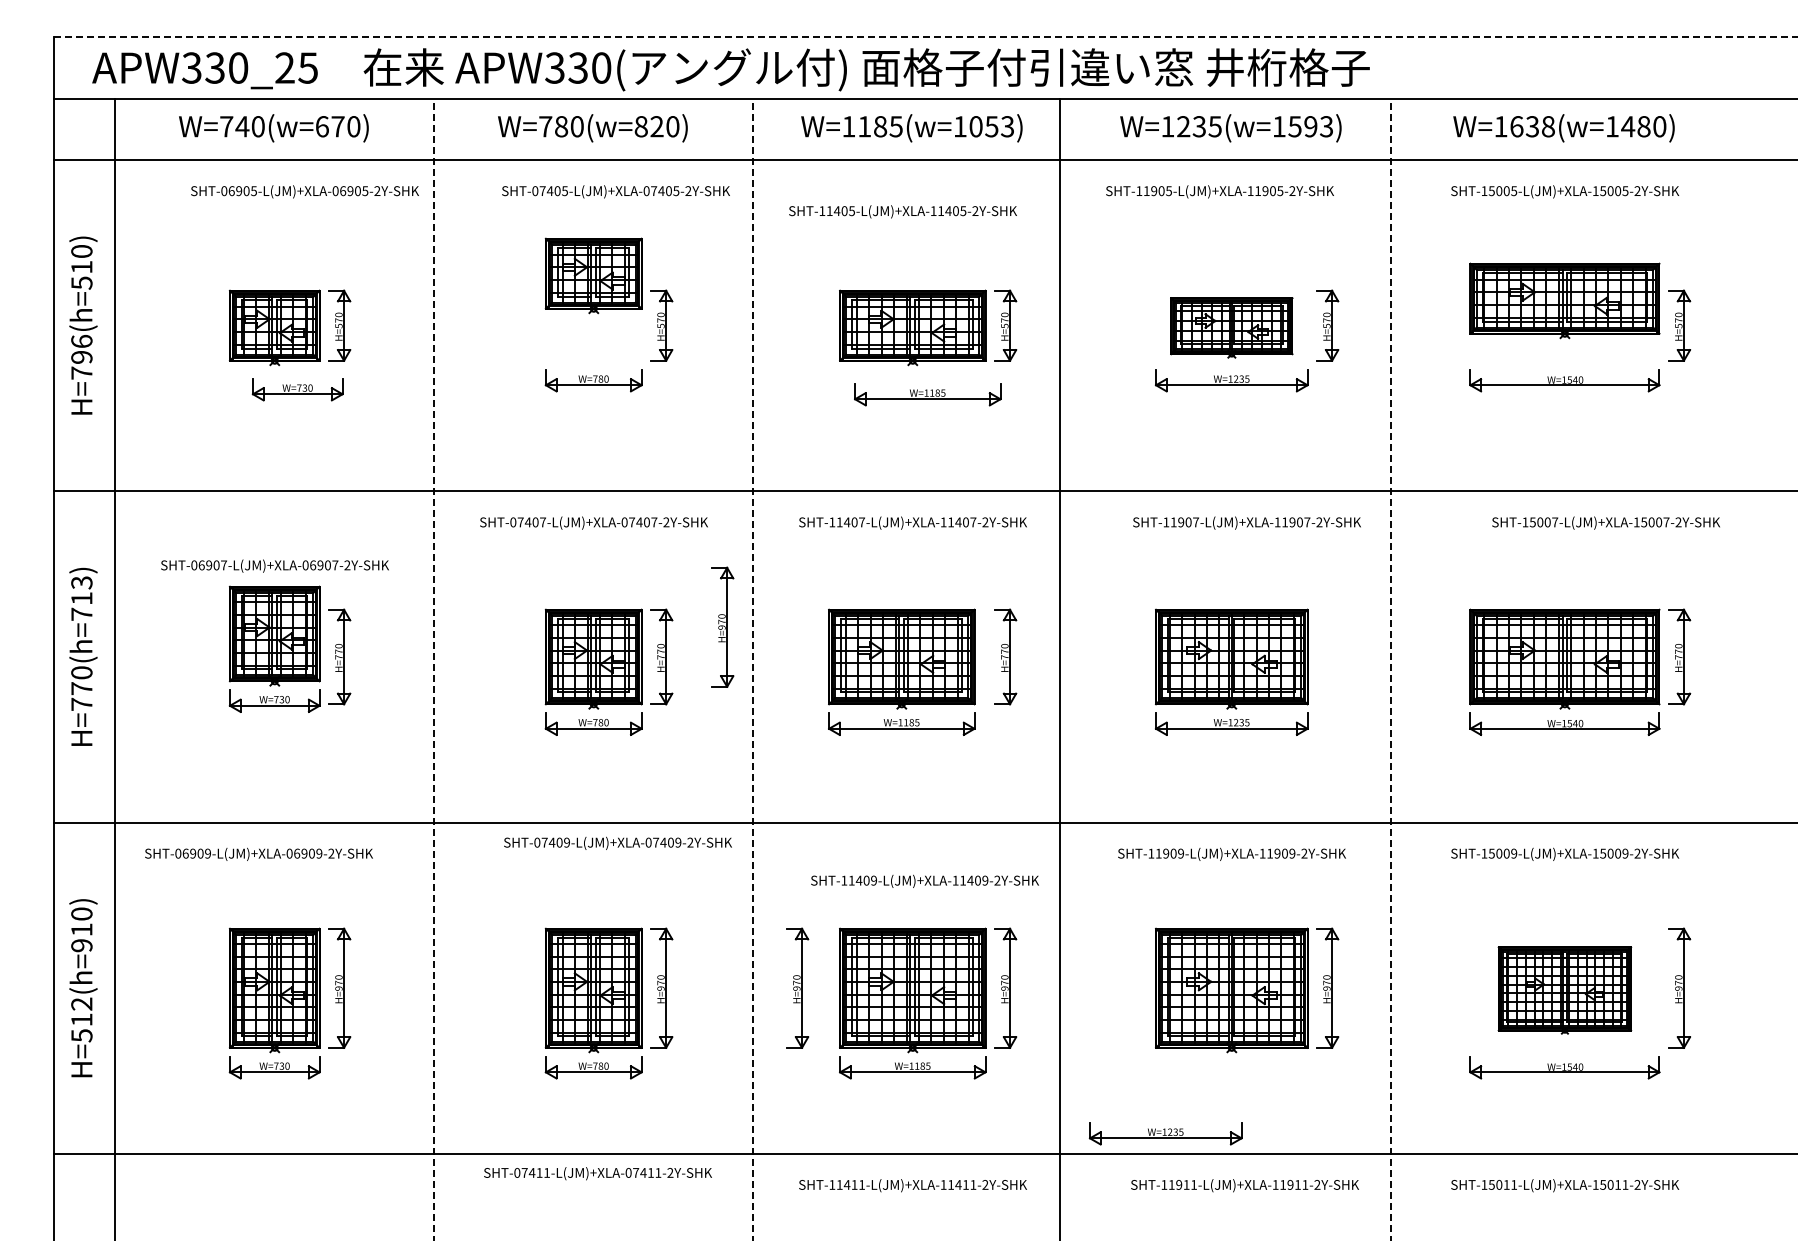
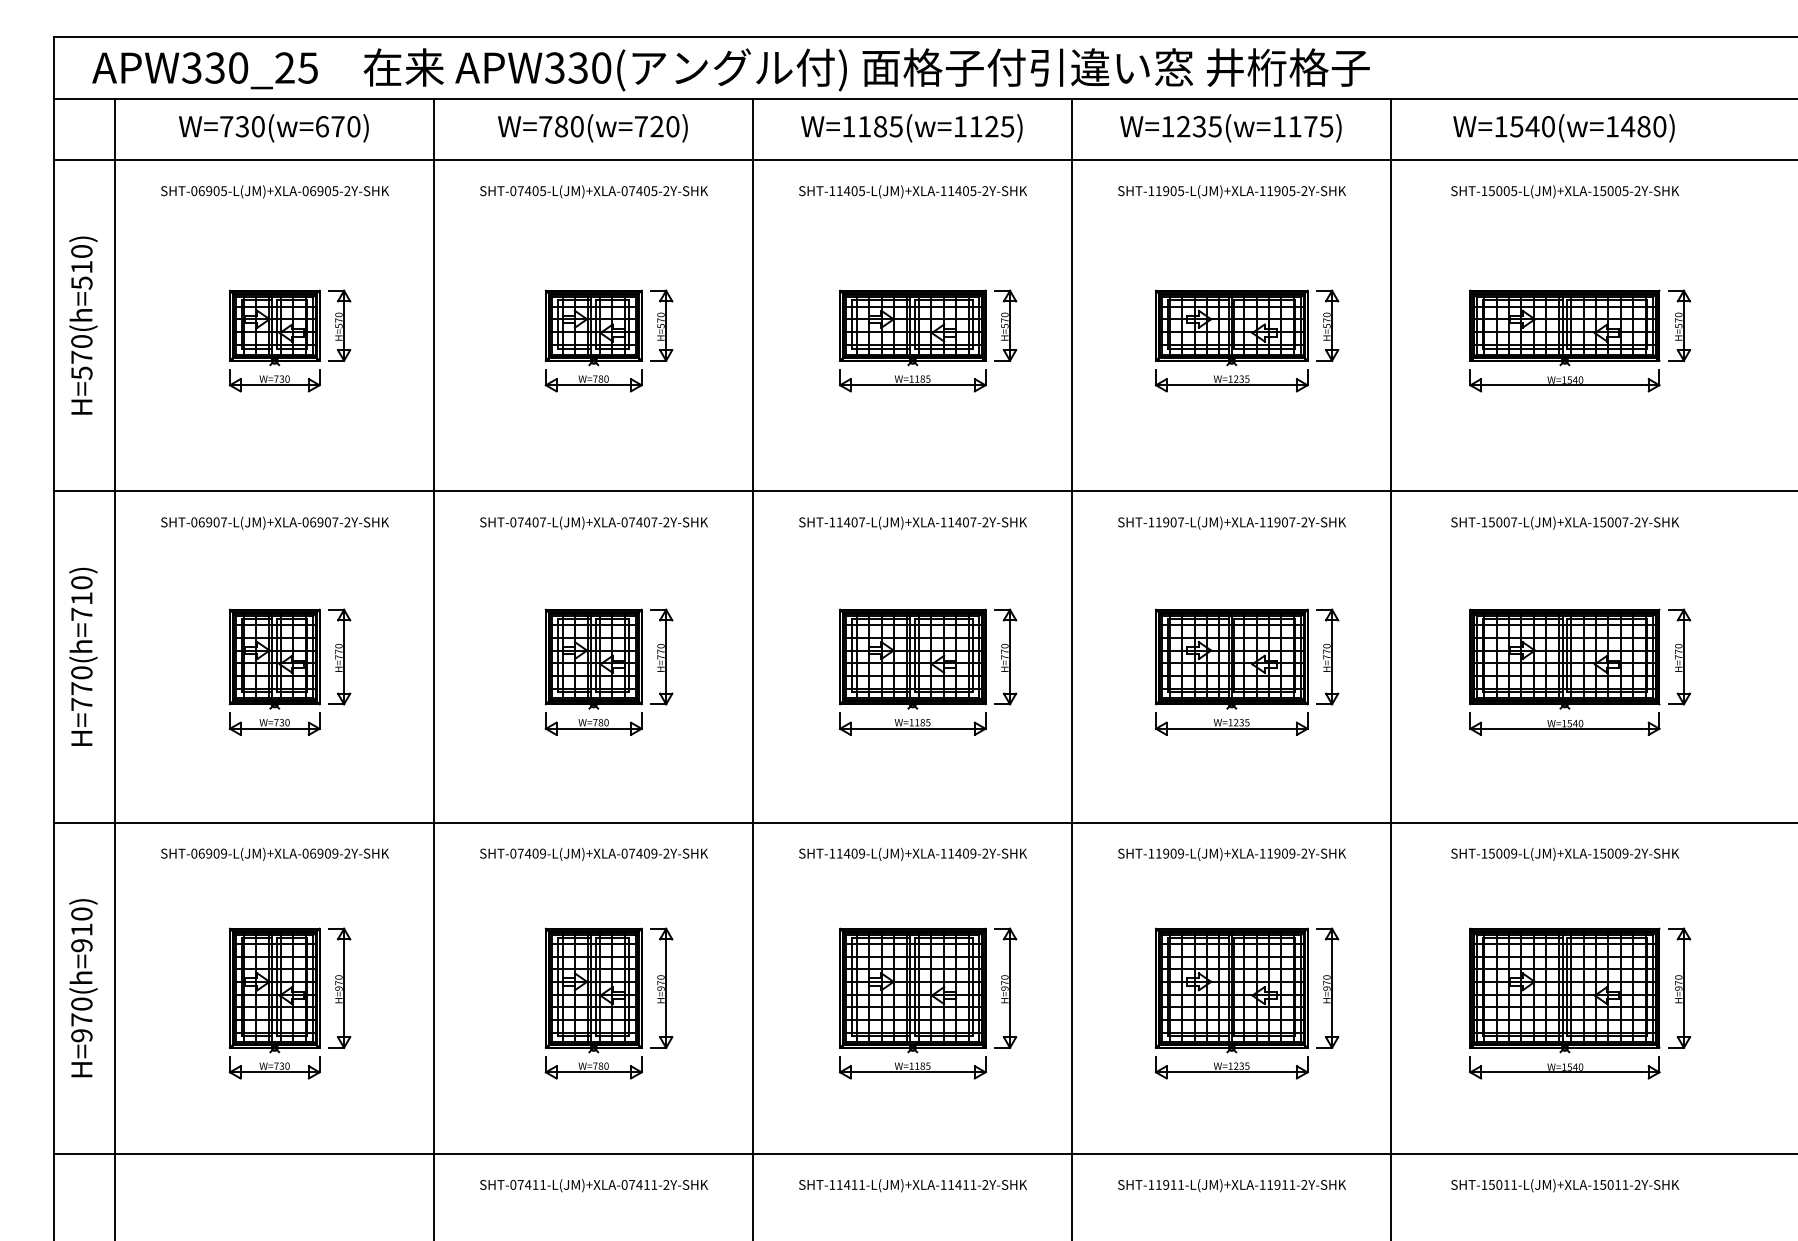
line: dashed -> solid (925, 37)
text: W=740(w=670) -> W=730(w=670) (242, 126)
text: W=780(w=820) -> W=780(w=720) (640, 126)
text: W=1185(w=1053) -> W=1185(w=1125) (991, 126)
text: W=1235(w=1593) -> W=1235(w=1175) (1310, 126)
text: W=1638(w=1480) -> W=1540(w=1480) (1532, 126)
text position: (304, 191) -> (274, 191) (274, 191)
text position: (615, 191) -> (593, 191) (593, 191)
text position: (1219, 191) -> (1231, 191) (1231, 191)
text position: (902, 211) -> (912, 191) (912, 191)
part position: (593, 275) -> (593, 327) (593, 327)
part position: (1564, 300) -> (1564, 327) (1564, 327)
part size: 124x62 px -> 154x78 px (1231, 327)
text: H=796(h=510) -> H=570(h=510) (81, 356)
part position: (297, 389) -> (274, 380) (274, 380)
part position: (927, 394) -> (912, 380) (912, 380)
text position: (1246, 522) -> (1231, 522) (1231, 522)
text position: (1605, 522) -> (1564, 522) (1564, 522)
text position: (274, 565) -> (274, 522) (274, 522)
text: H=770(h=713) -> H=770(h=710) (81, 582)
part: present -> none (722, 626)
part position: (274, 648) -> (274, 671) (274, 671)
part: none -> present (1327, 656)
line position: (1060, 667) -> (1072, 667) (1072, 667)
line: dashed -> solid (434, 669)
line: dashed -> solid (753, 669)
line: dashed -> solid (1391, 669)
part position: (901, 671) -> (912, 671) (912, 671)
text position: (617, 842) -> (593, 853) (593, 853)
text position: (258, 853) -> (274, 853) (274, 853)
text position: (924, 880) -> (912, 853) (912, 853)
part: present -> none (797, 987)
part size: 136x89 px -> 192x127 px (1564, 990)
text: H=512(h=910) -> H=970(h=910) (81, 1019)
part position: (1165, 1133) -> (1231, 1067) (1231, 1067)
text position: (597, 1173) -> (593, 1185) (593, 1185)
text position: (1244, 1185) -> (1231, 1185) (1231, 1185)
